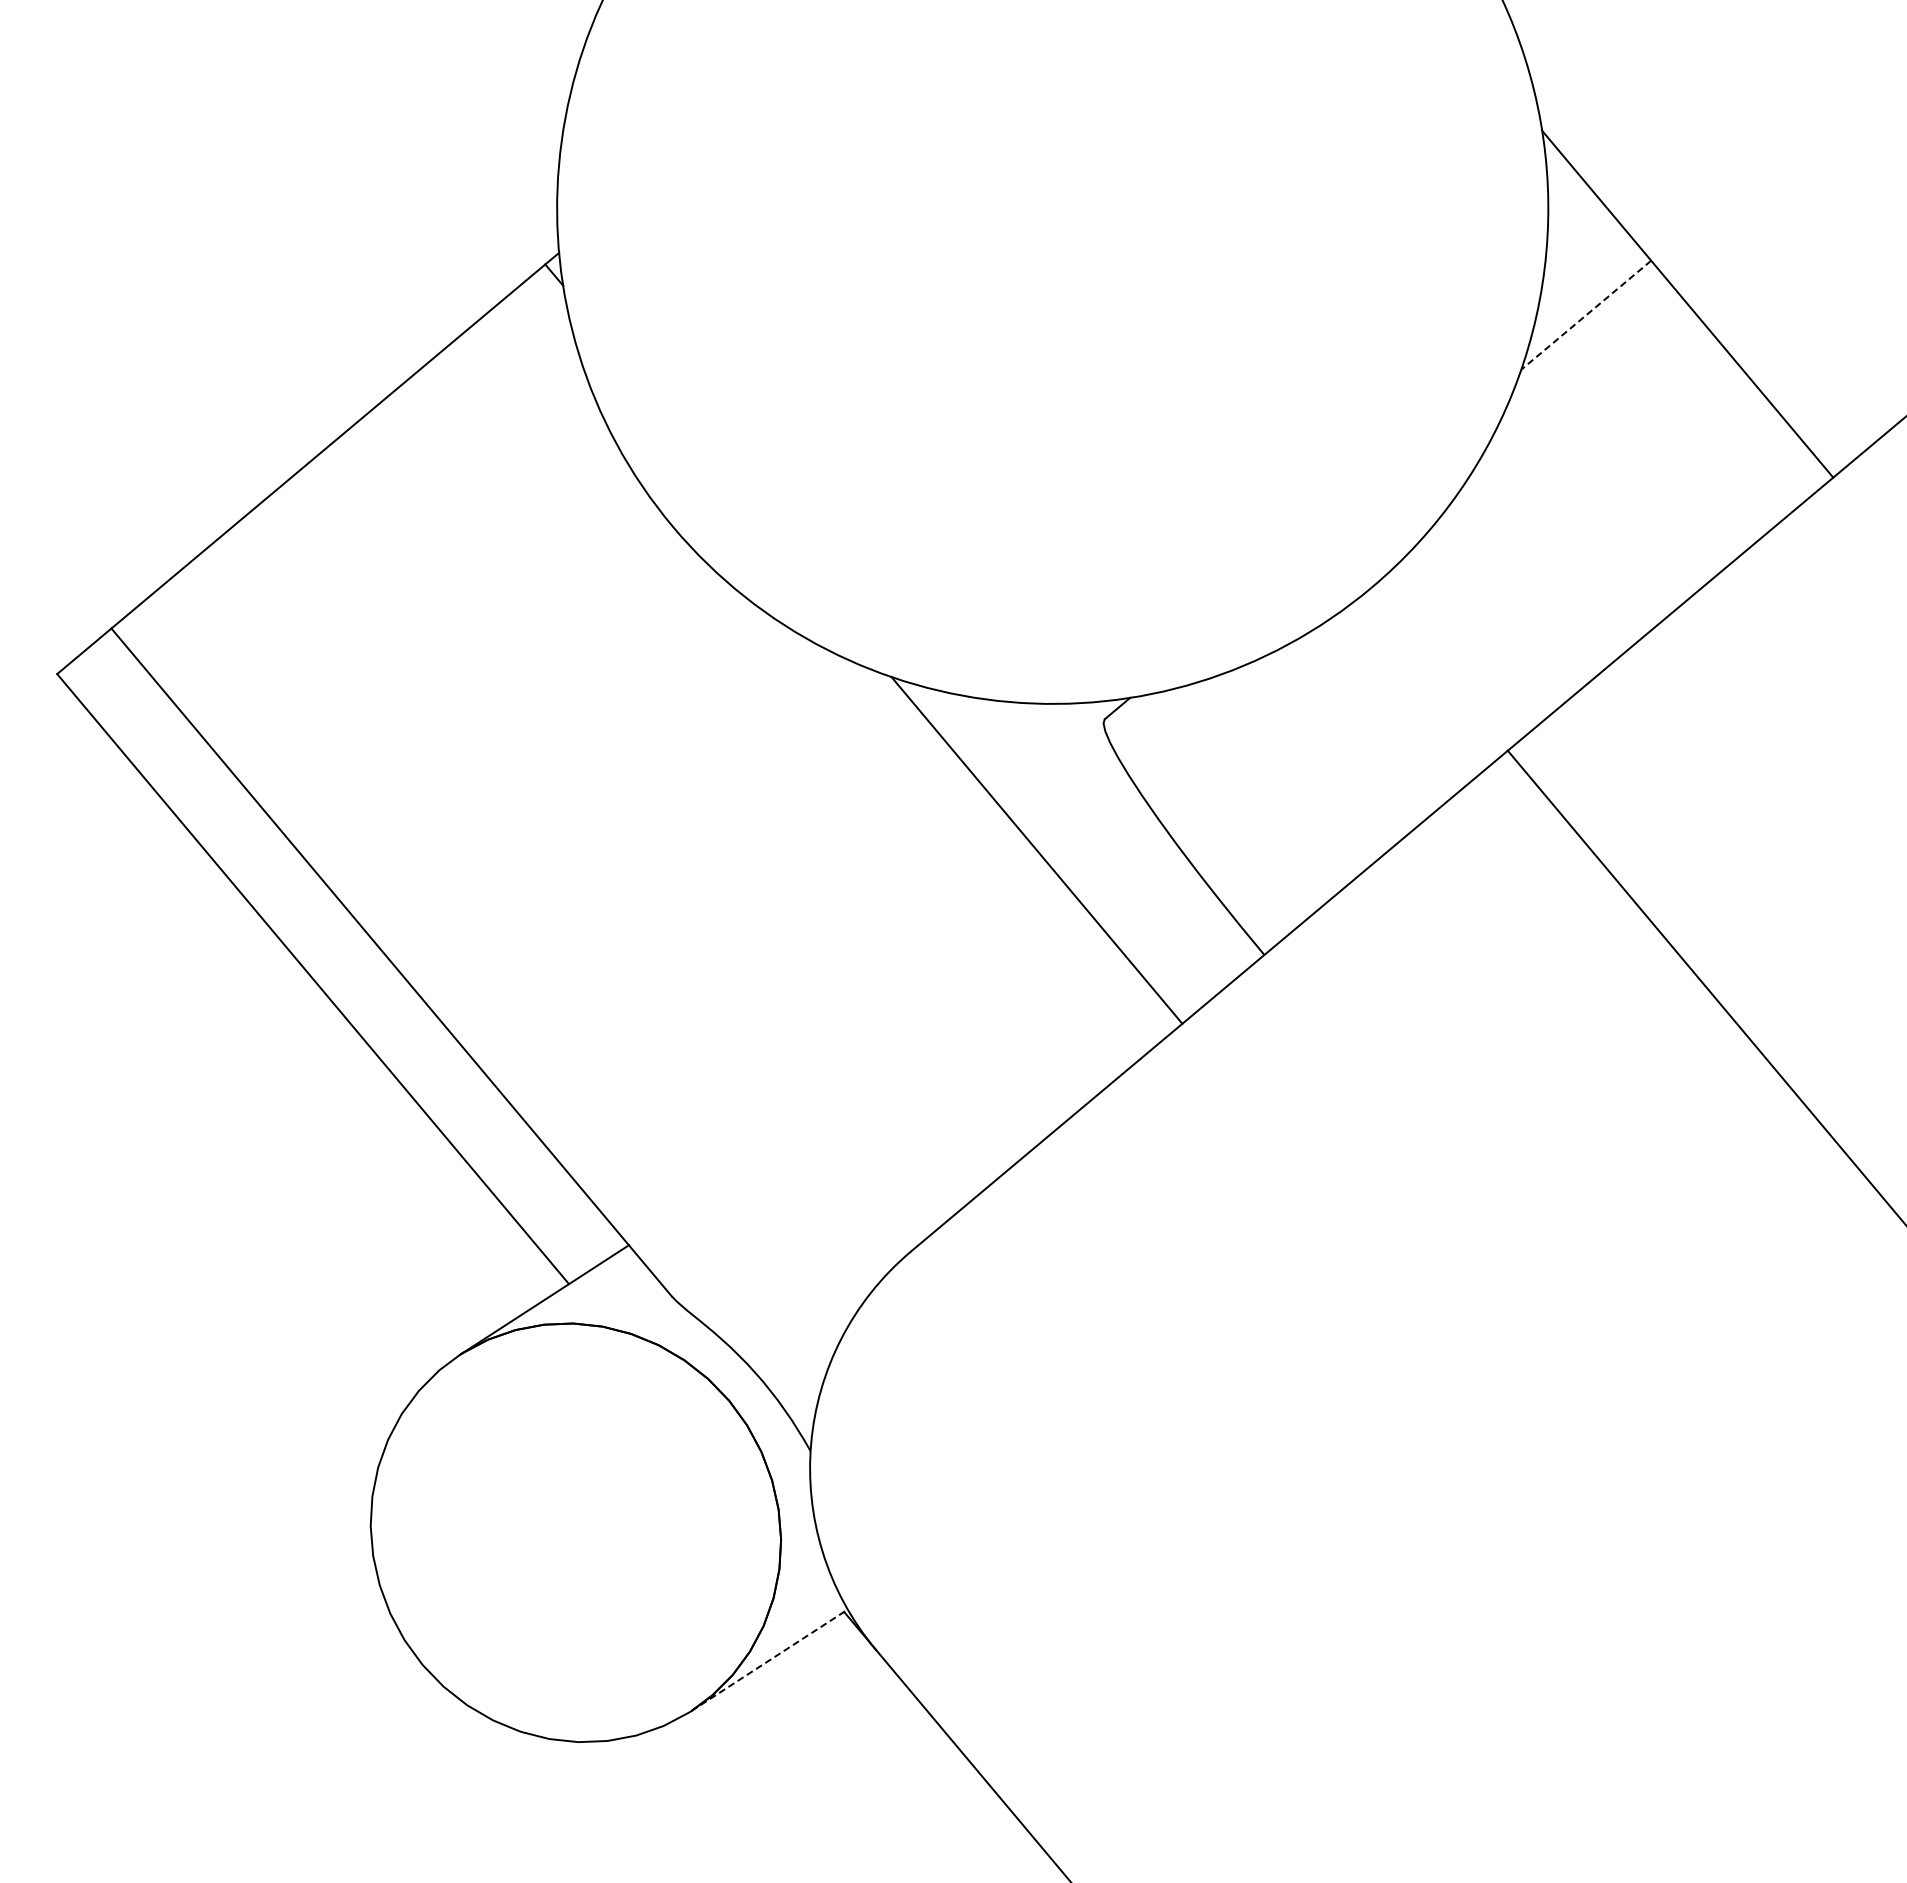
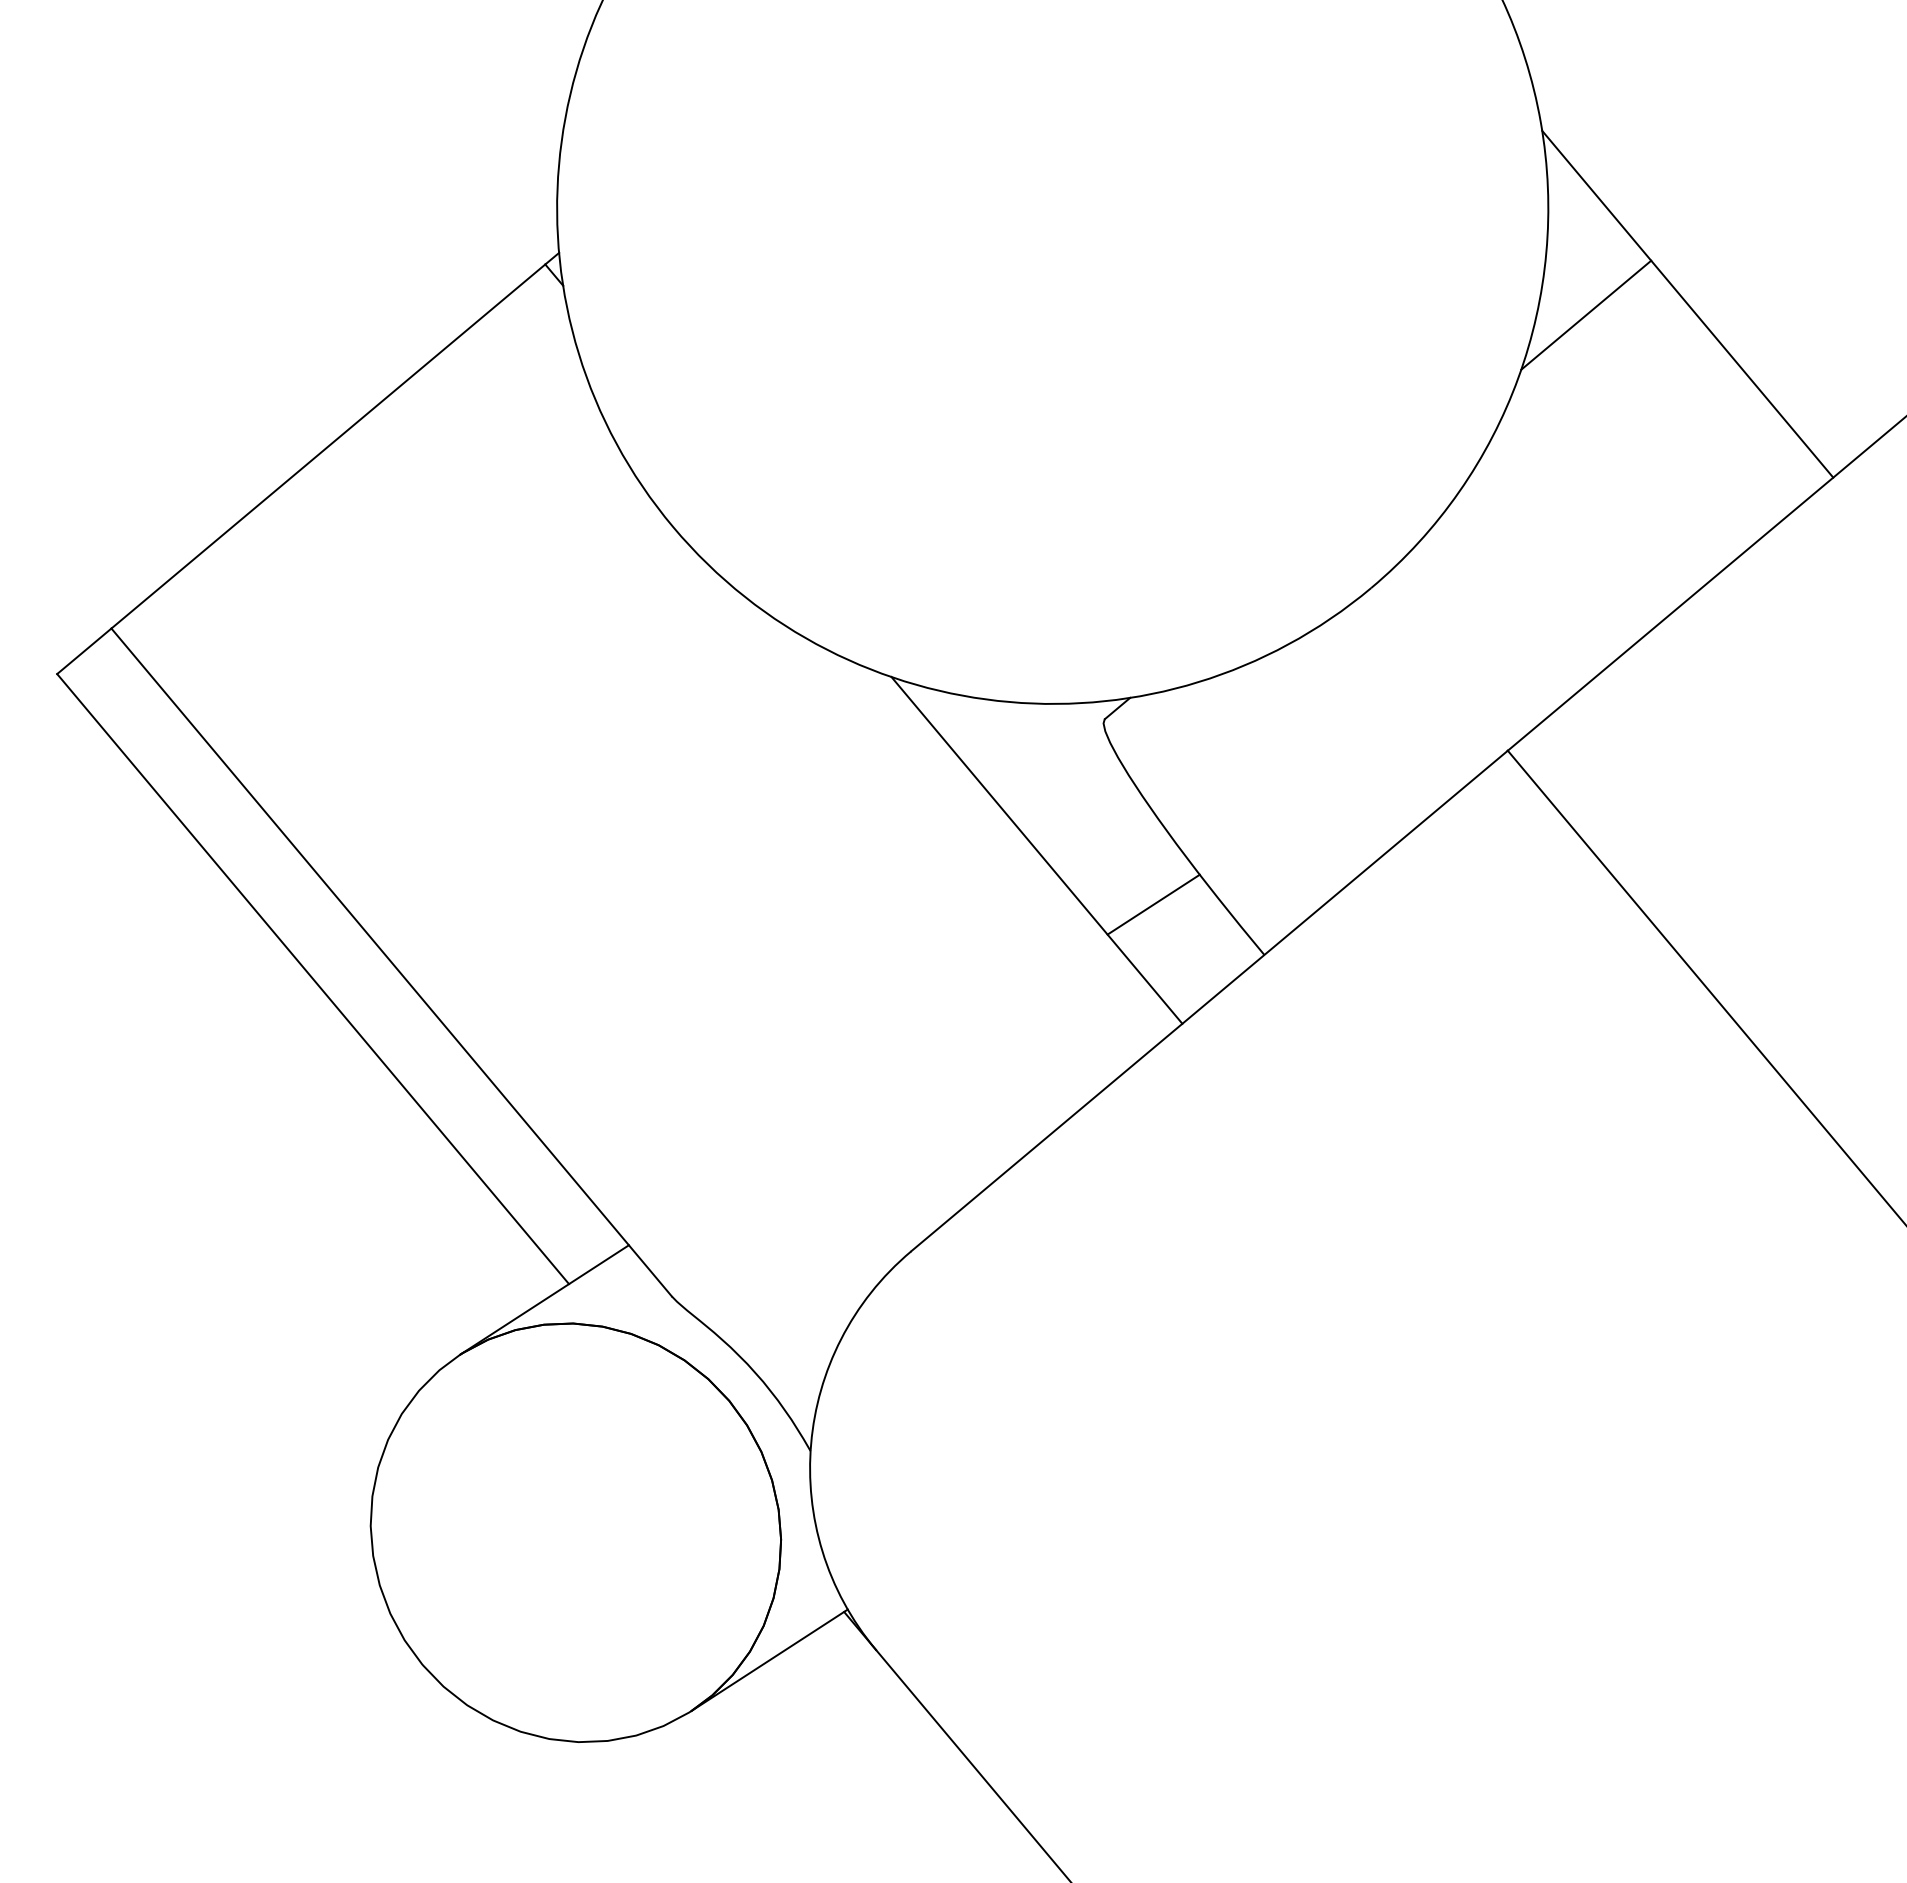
line: dashed -> solid (1586, 315)
line: none -> present (1153, 904)
line: dashed -> solid (770, 1660)
